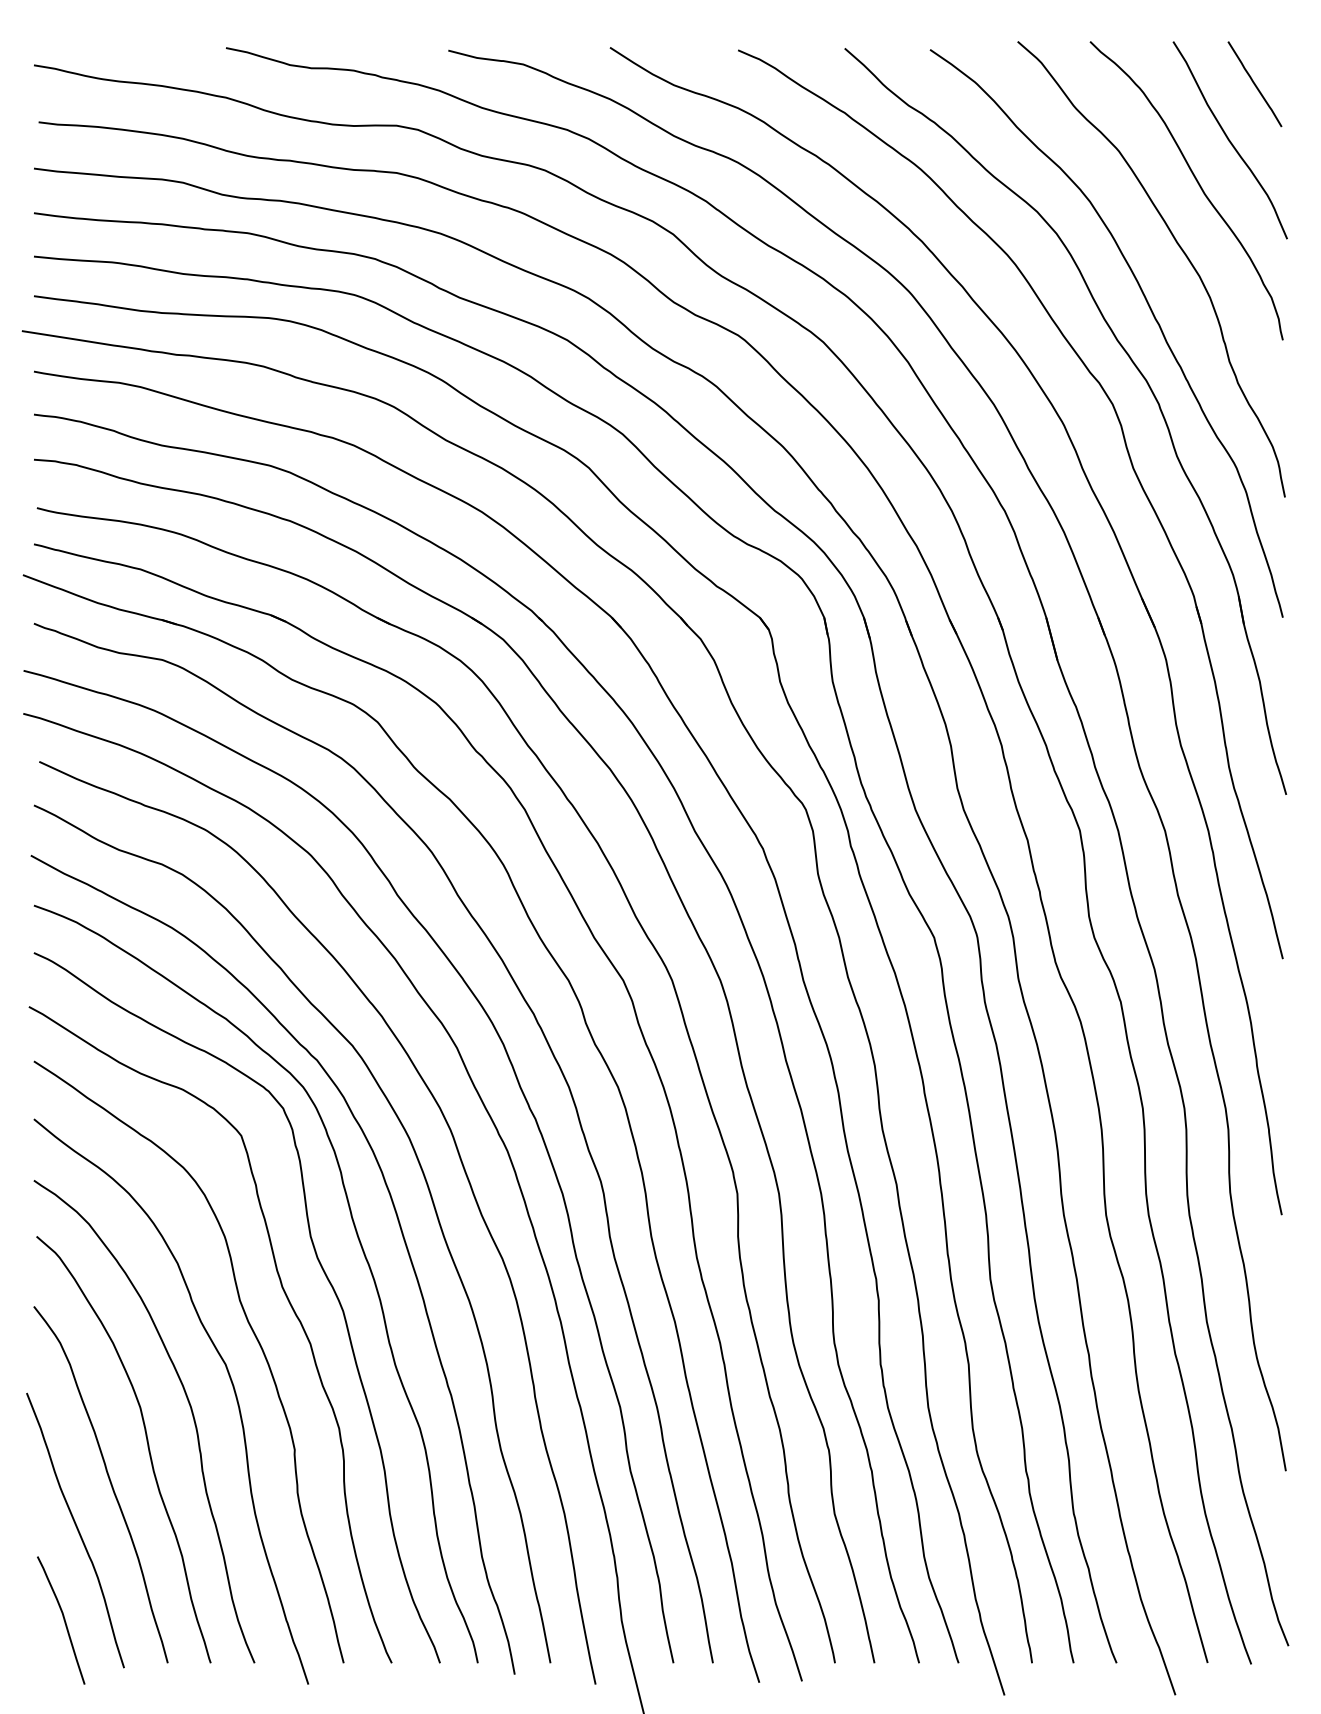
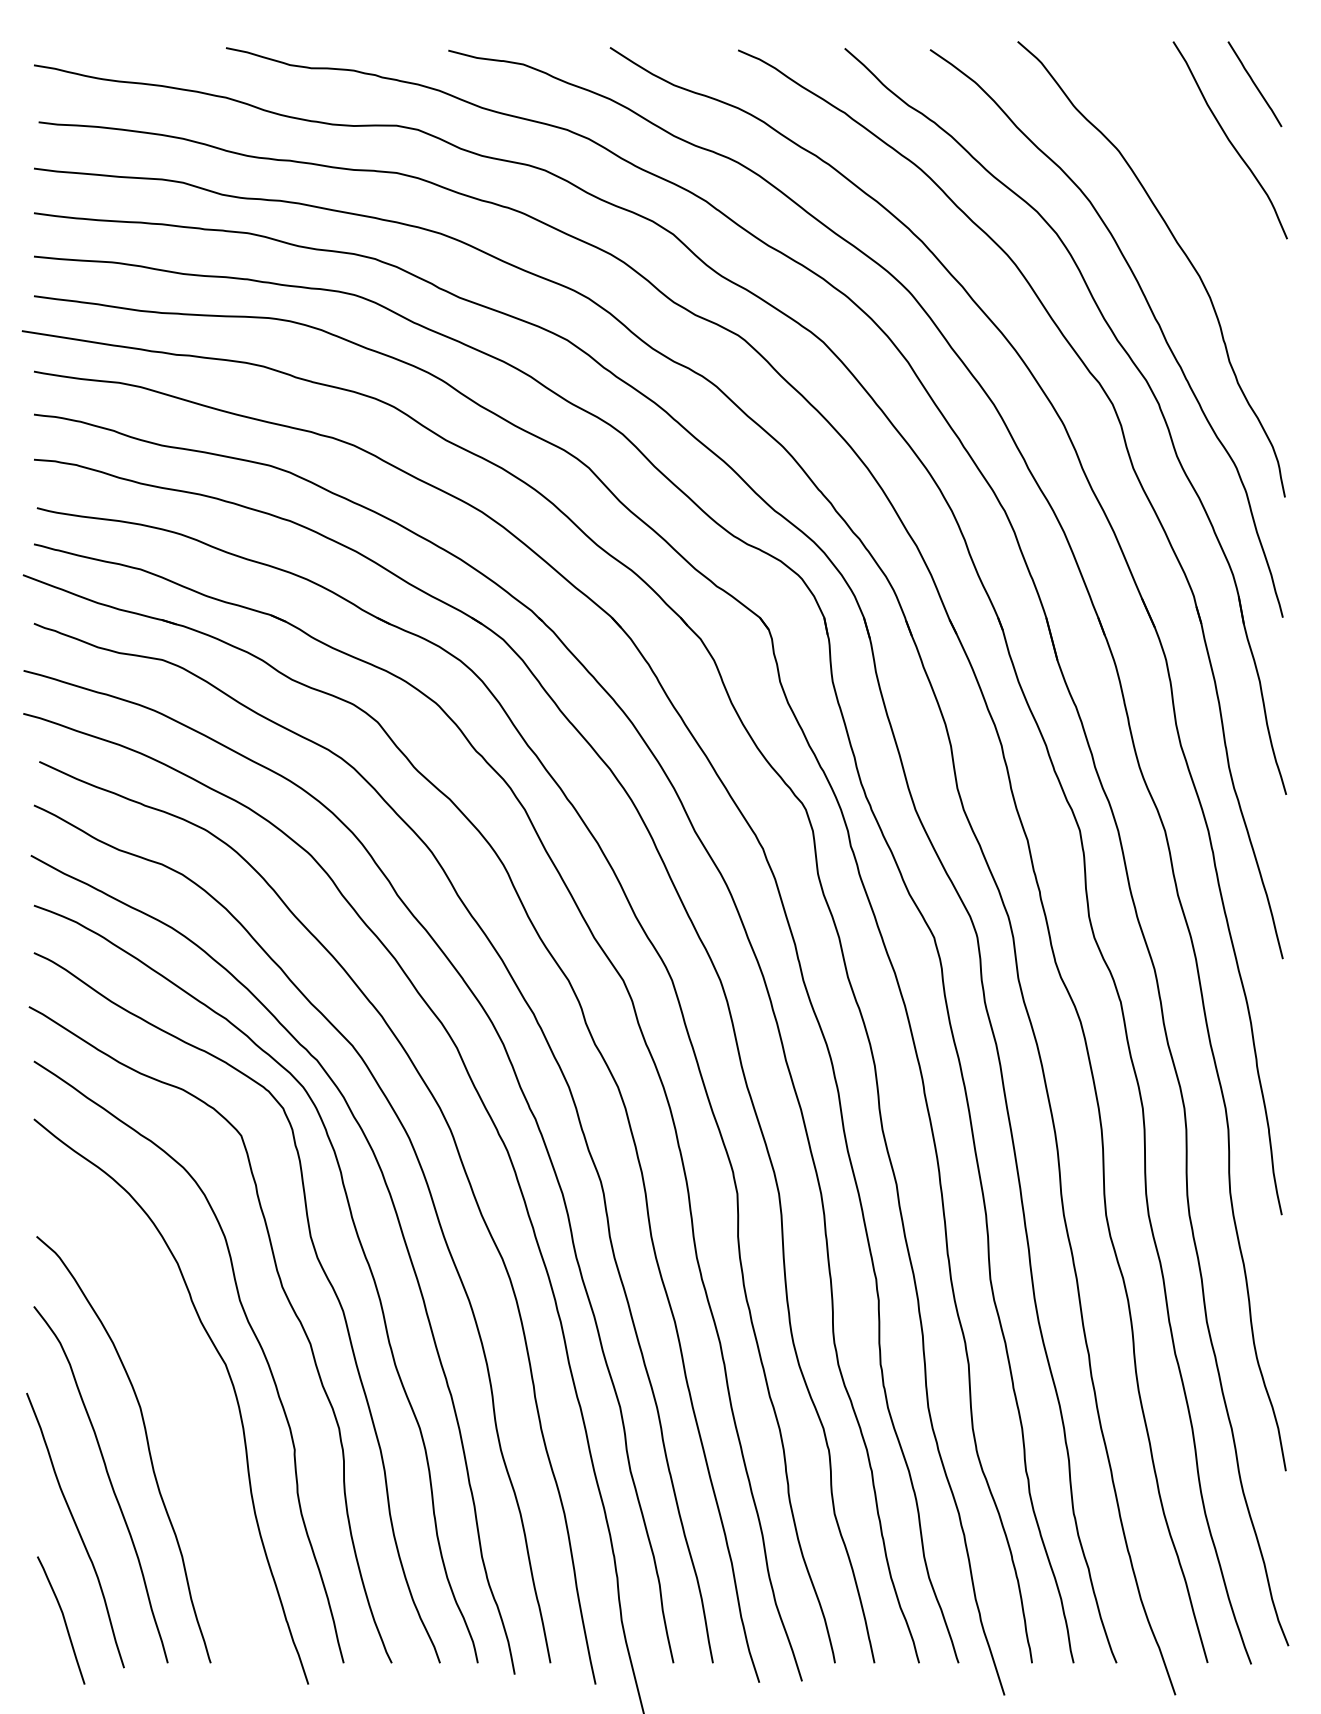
curve: present -> none (1198, 185)
curve: present -> none (187, 1401)
